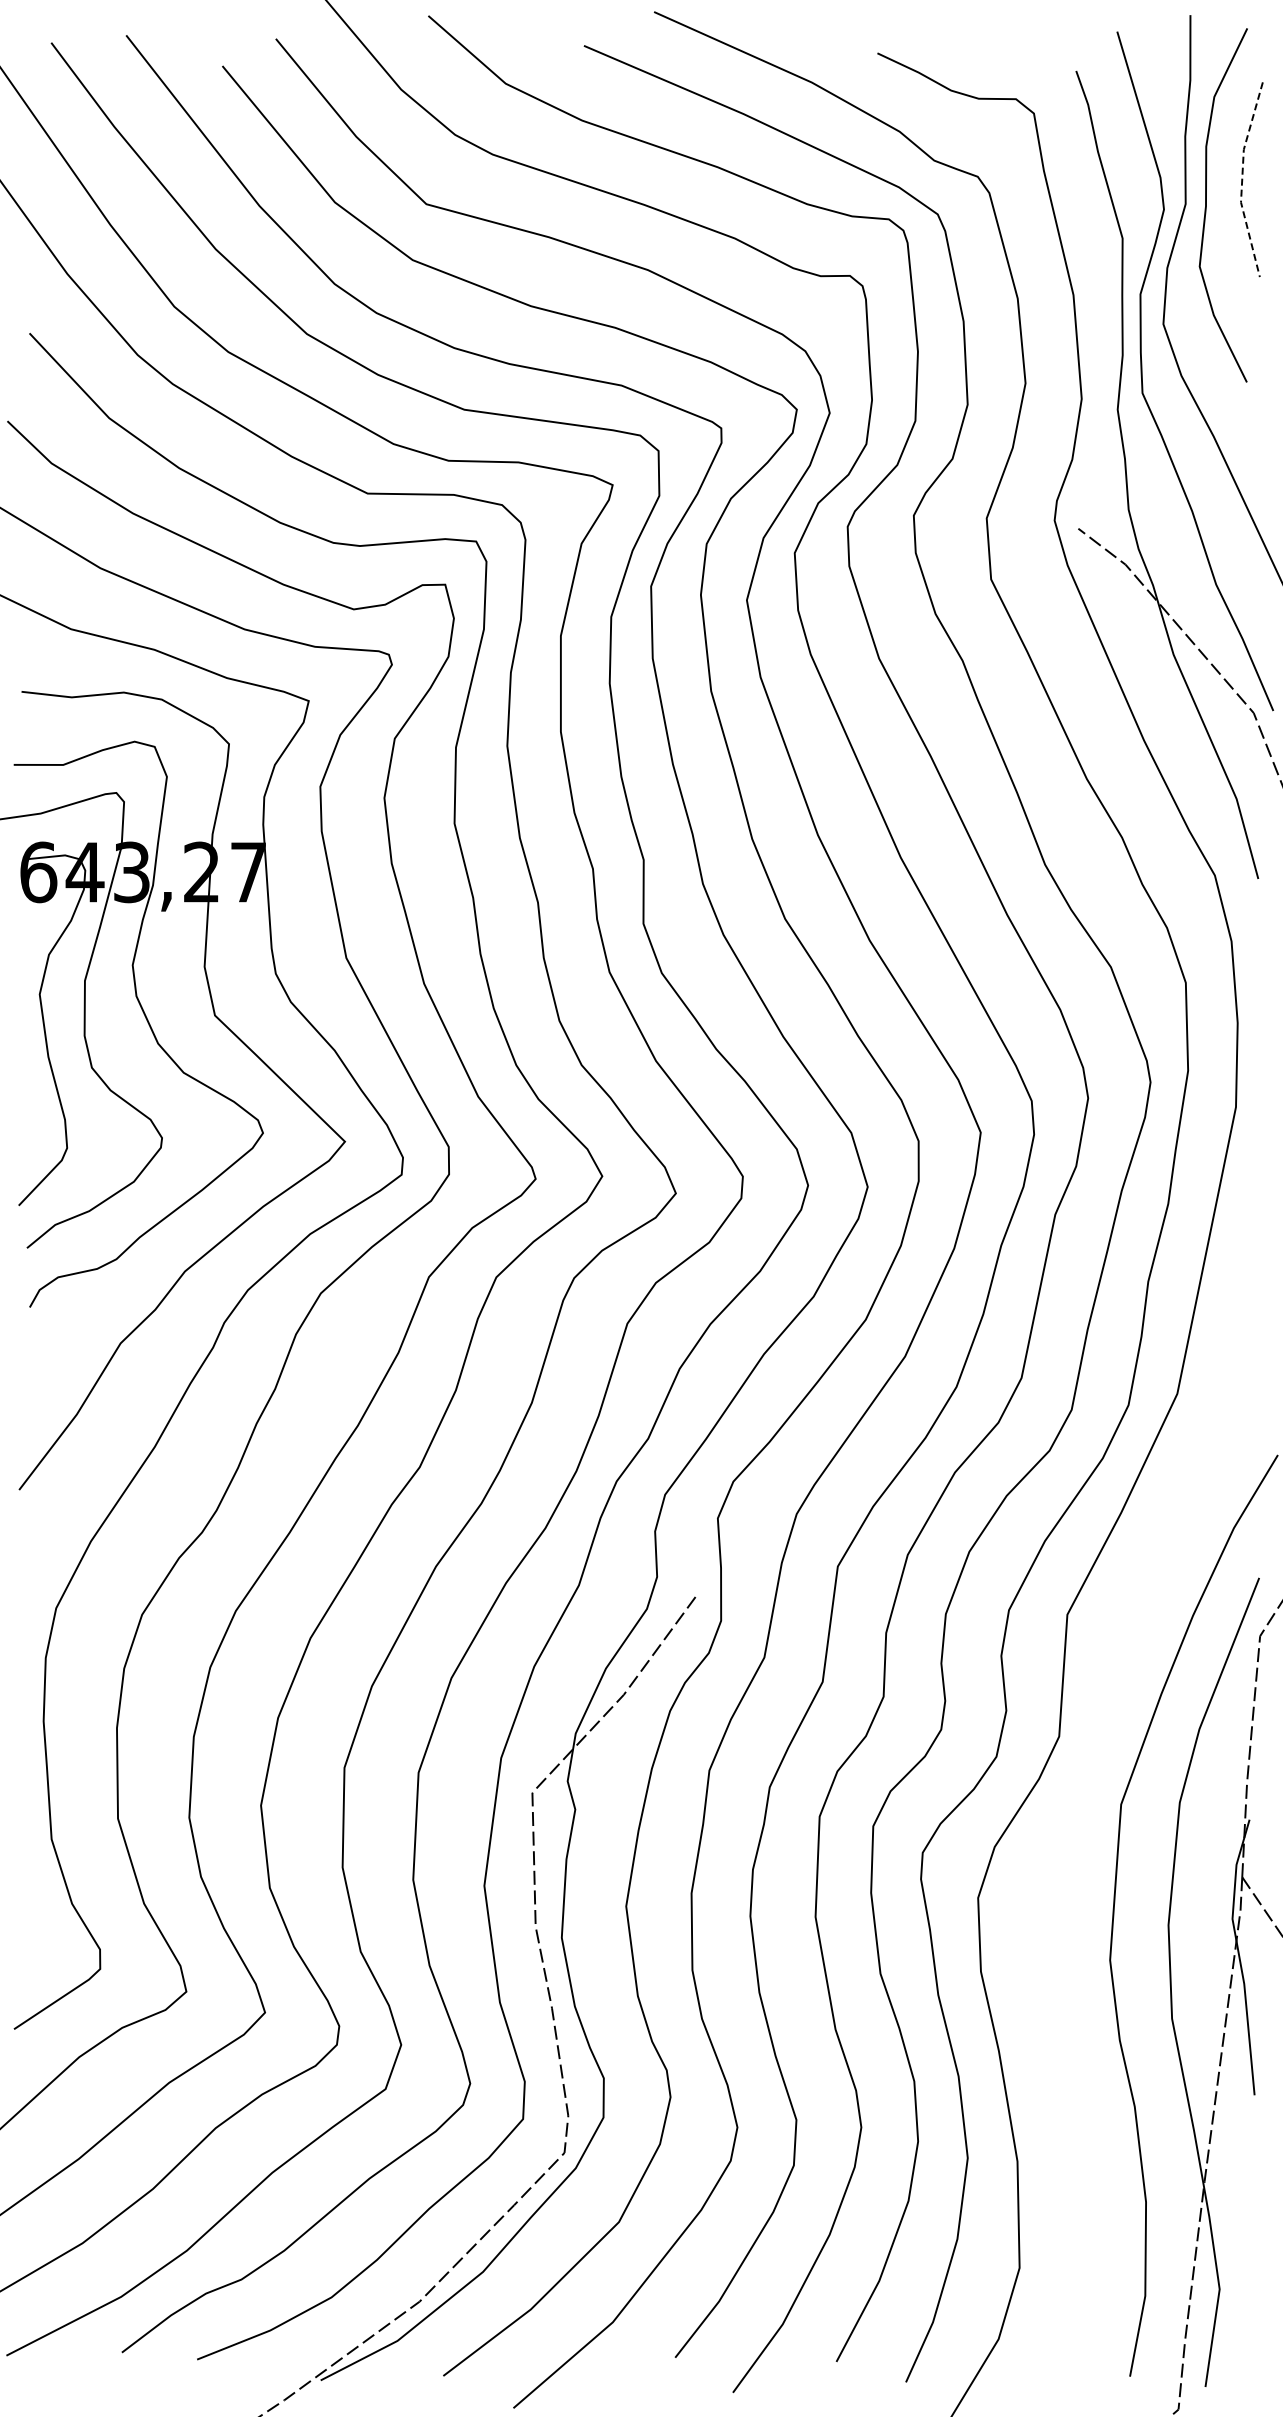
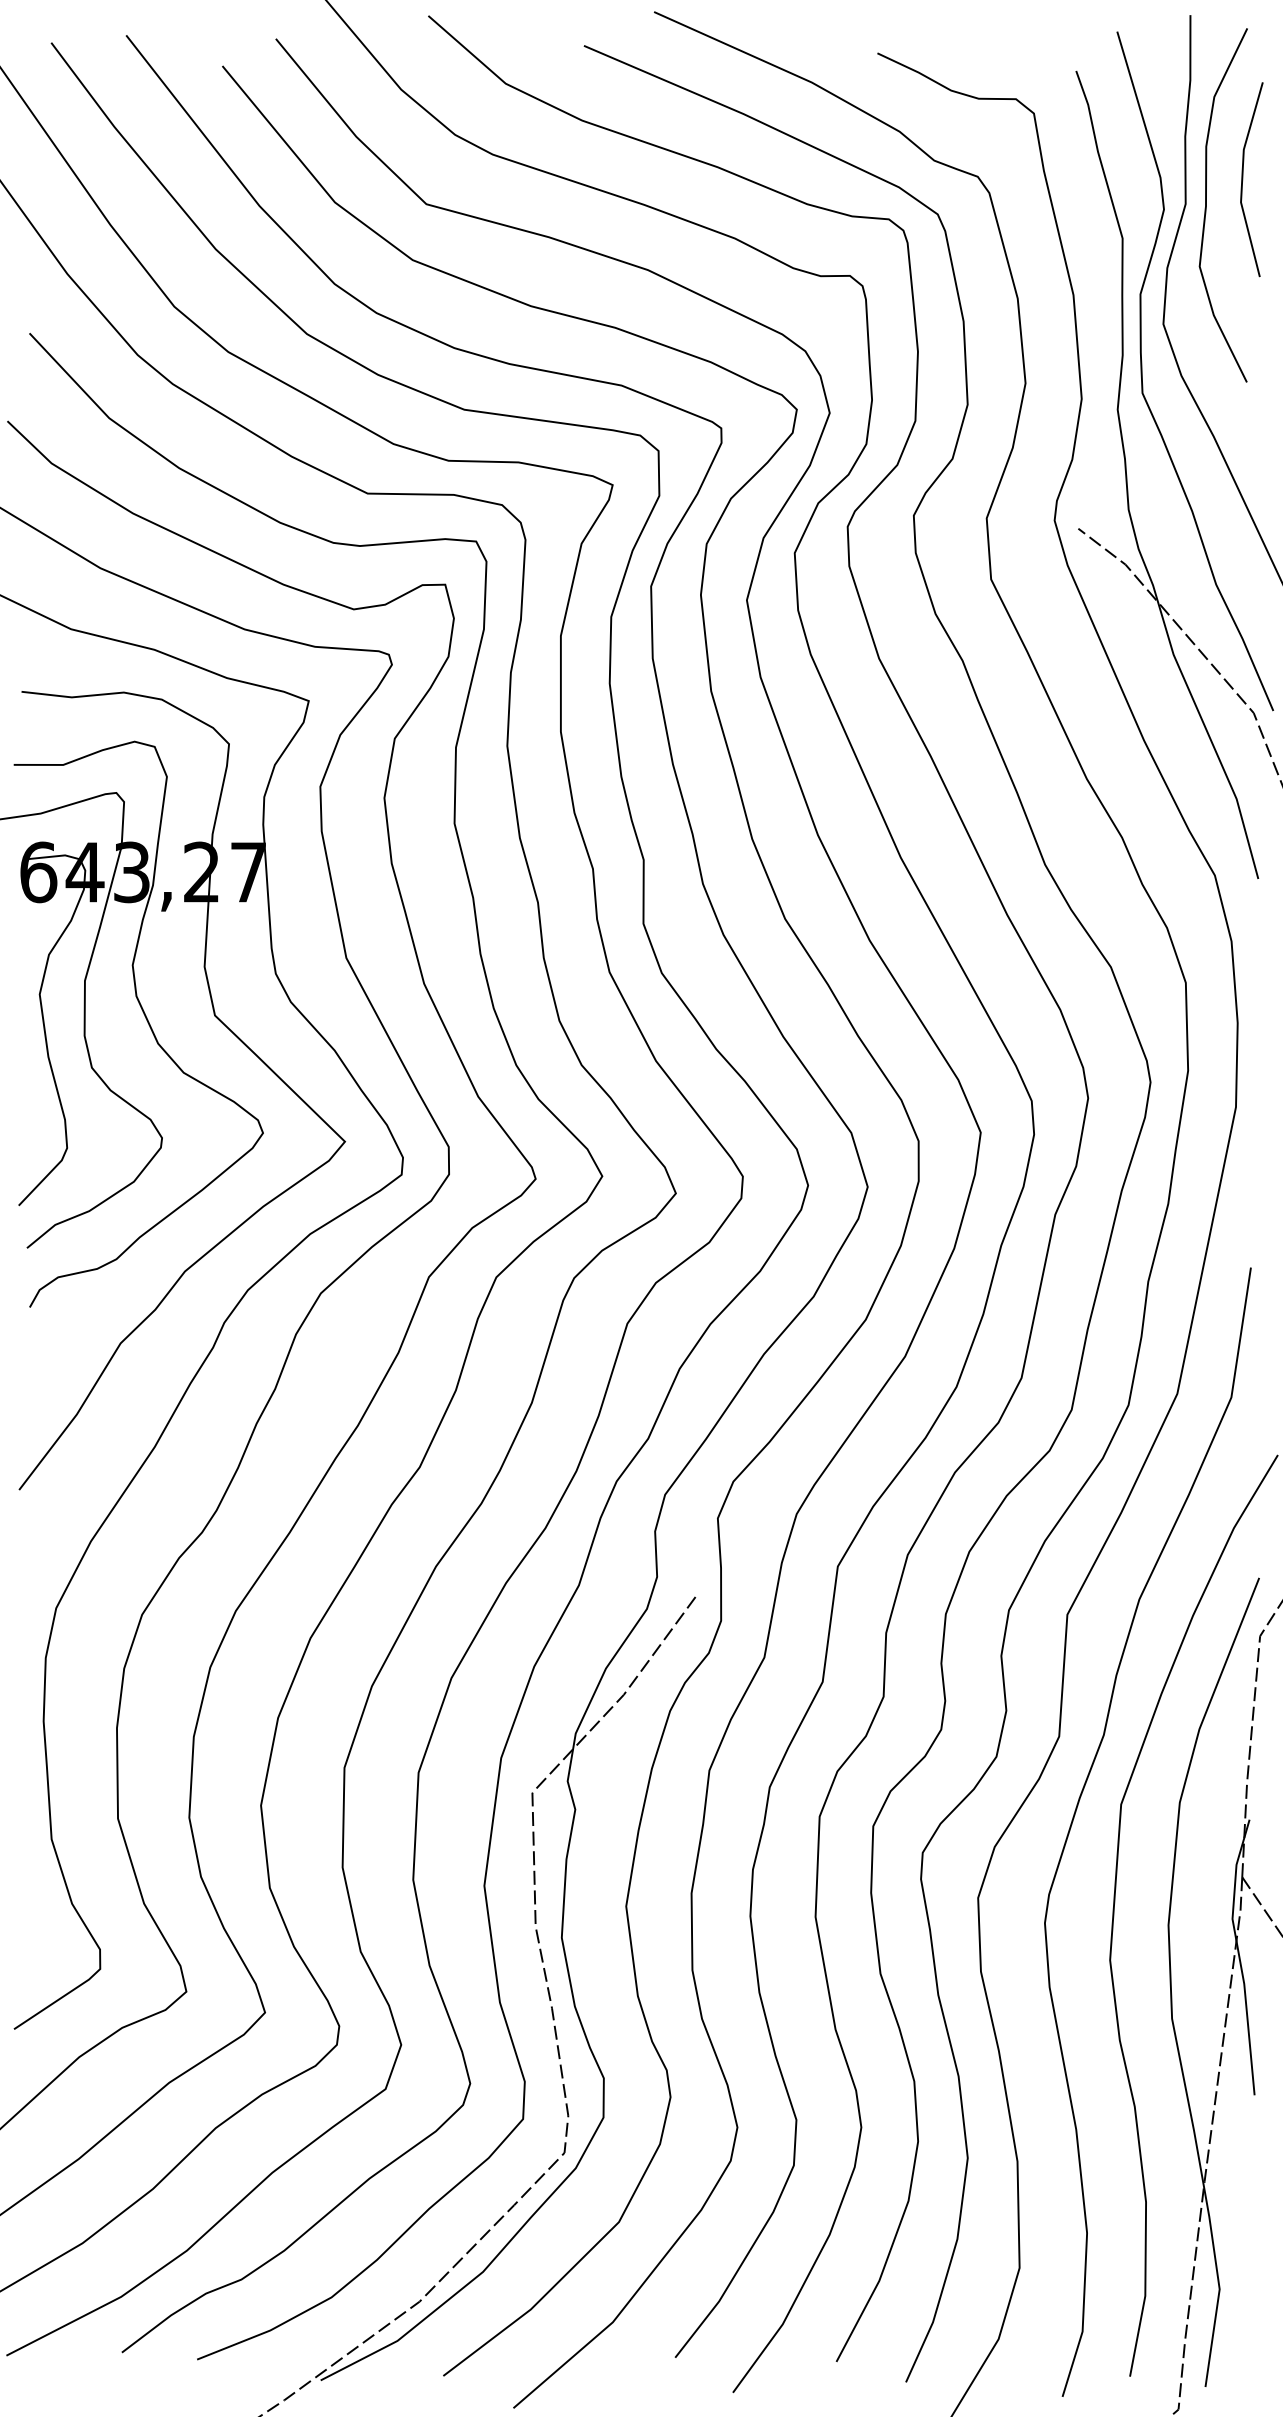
line: dashed -> solid (1242, 179)
curve: none -> present (1077, 1809)
